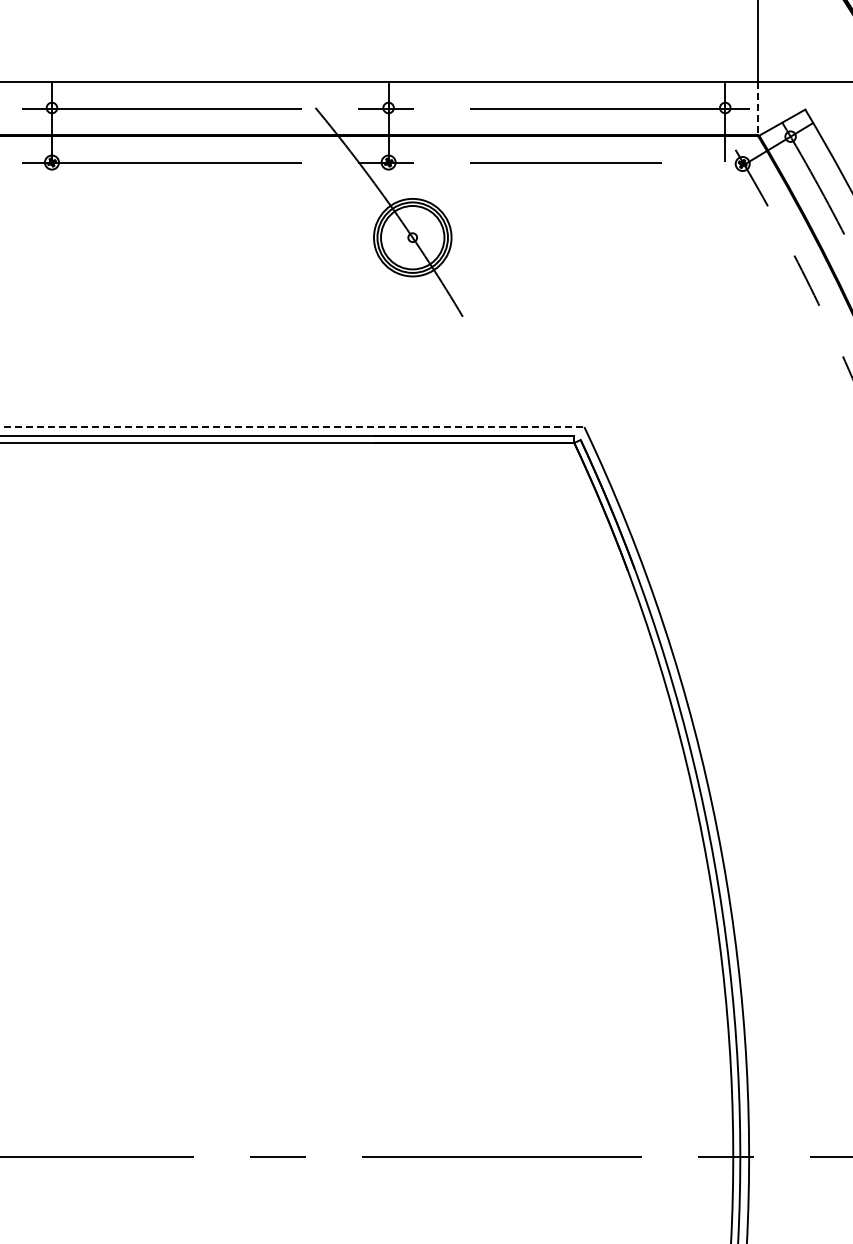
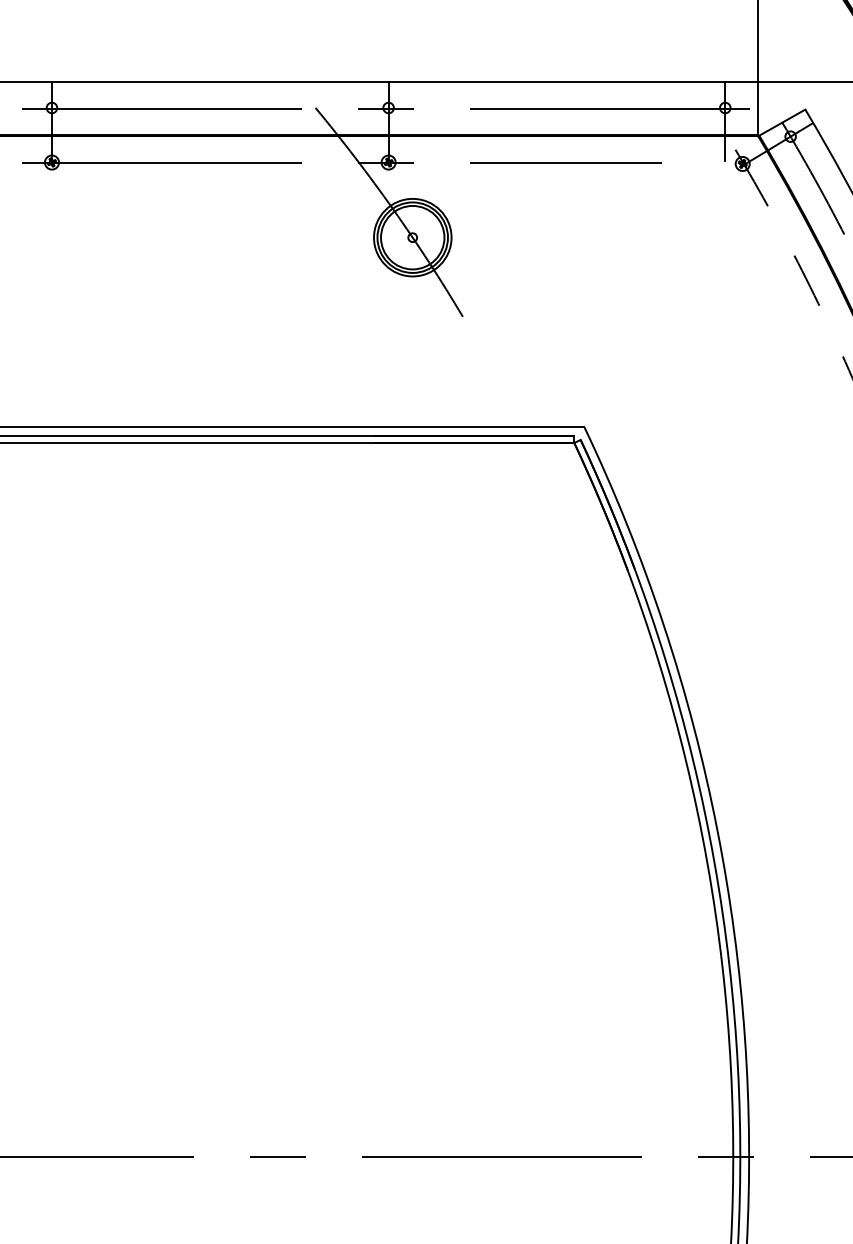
line: dashed -> solid (758, 109)
line: dashed -> solid (292, 427)
